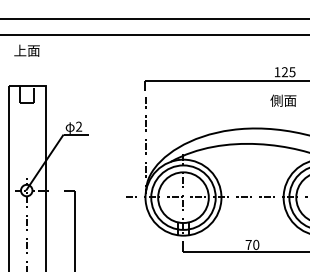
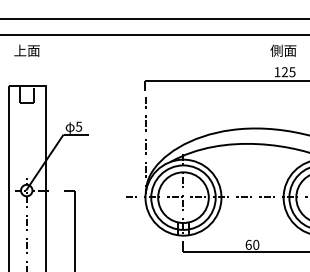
text position: (283, 100) -> (283, 50) (283, 50)
text: 2 -> 5 (79, 126)
text: 70 -> 60 (248, 244)
